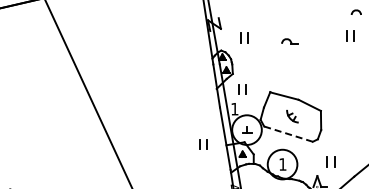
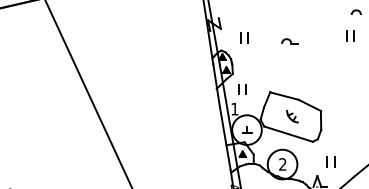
line: dashed -> solid (288, 134)
part: present -> none (203, 144)
text: 1 -> 2 (282, 164)
